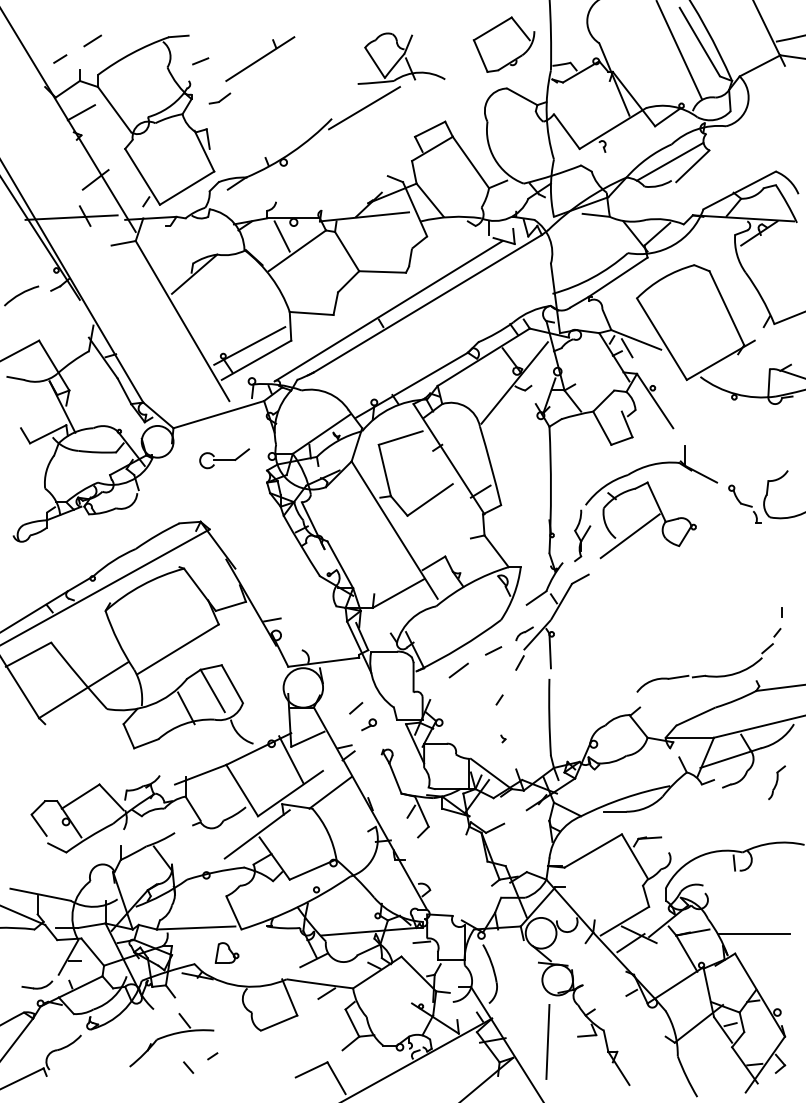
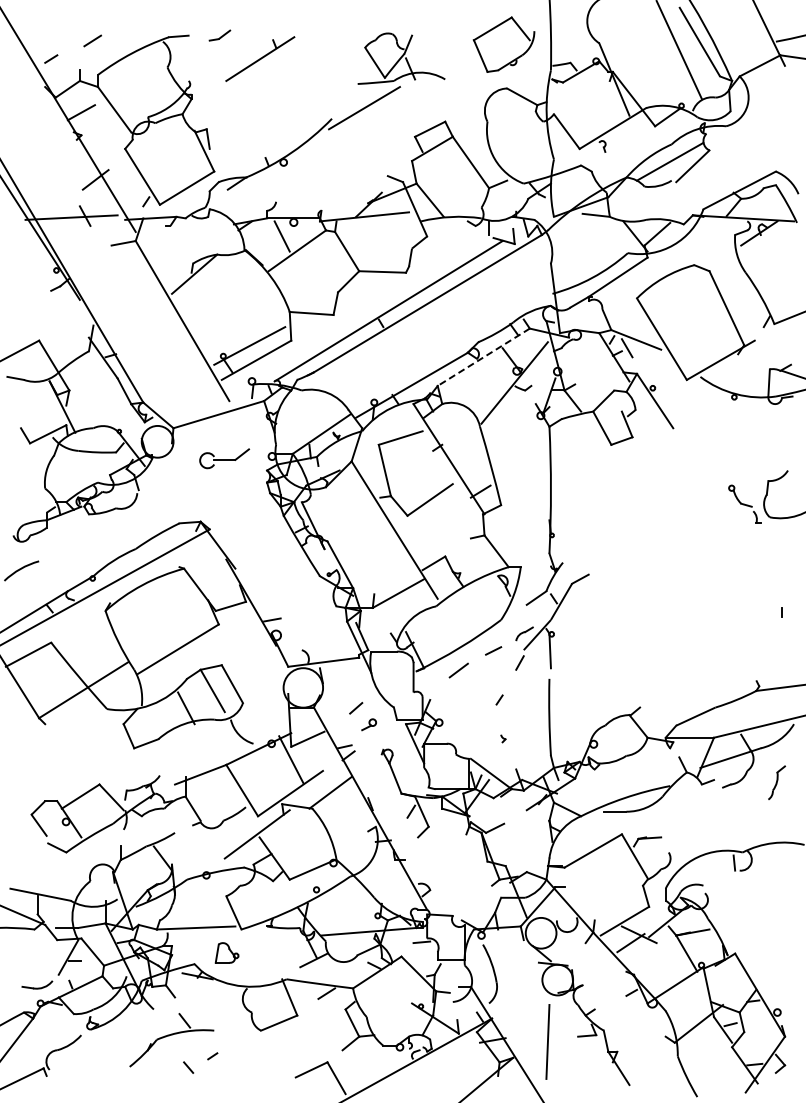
line position: (60, 58) -> (51, 58) (51, 58)
line: present -> none (200, 61)
part position: (219, 98) -> (219, 35) (219, 35)
arc position: (21, 294) -> (21, 569) (21, 569)
line: solid -> dashed (483, 357)
part: present -> none (654, 500)
part: present -> none (705, 674)
line: present -> none (753, 934)
